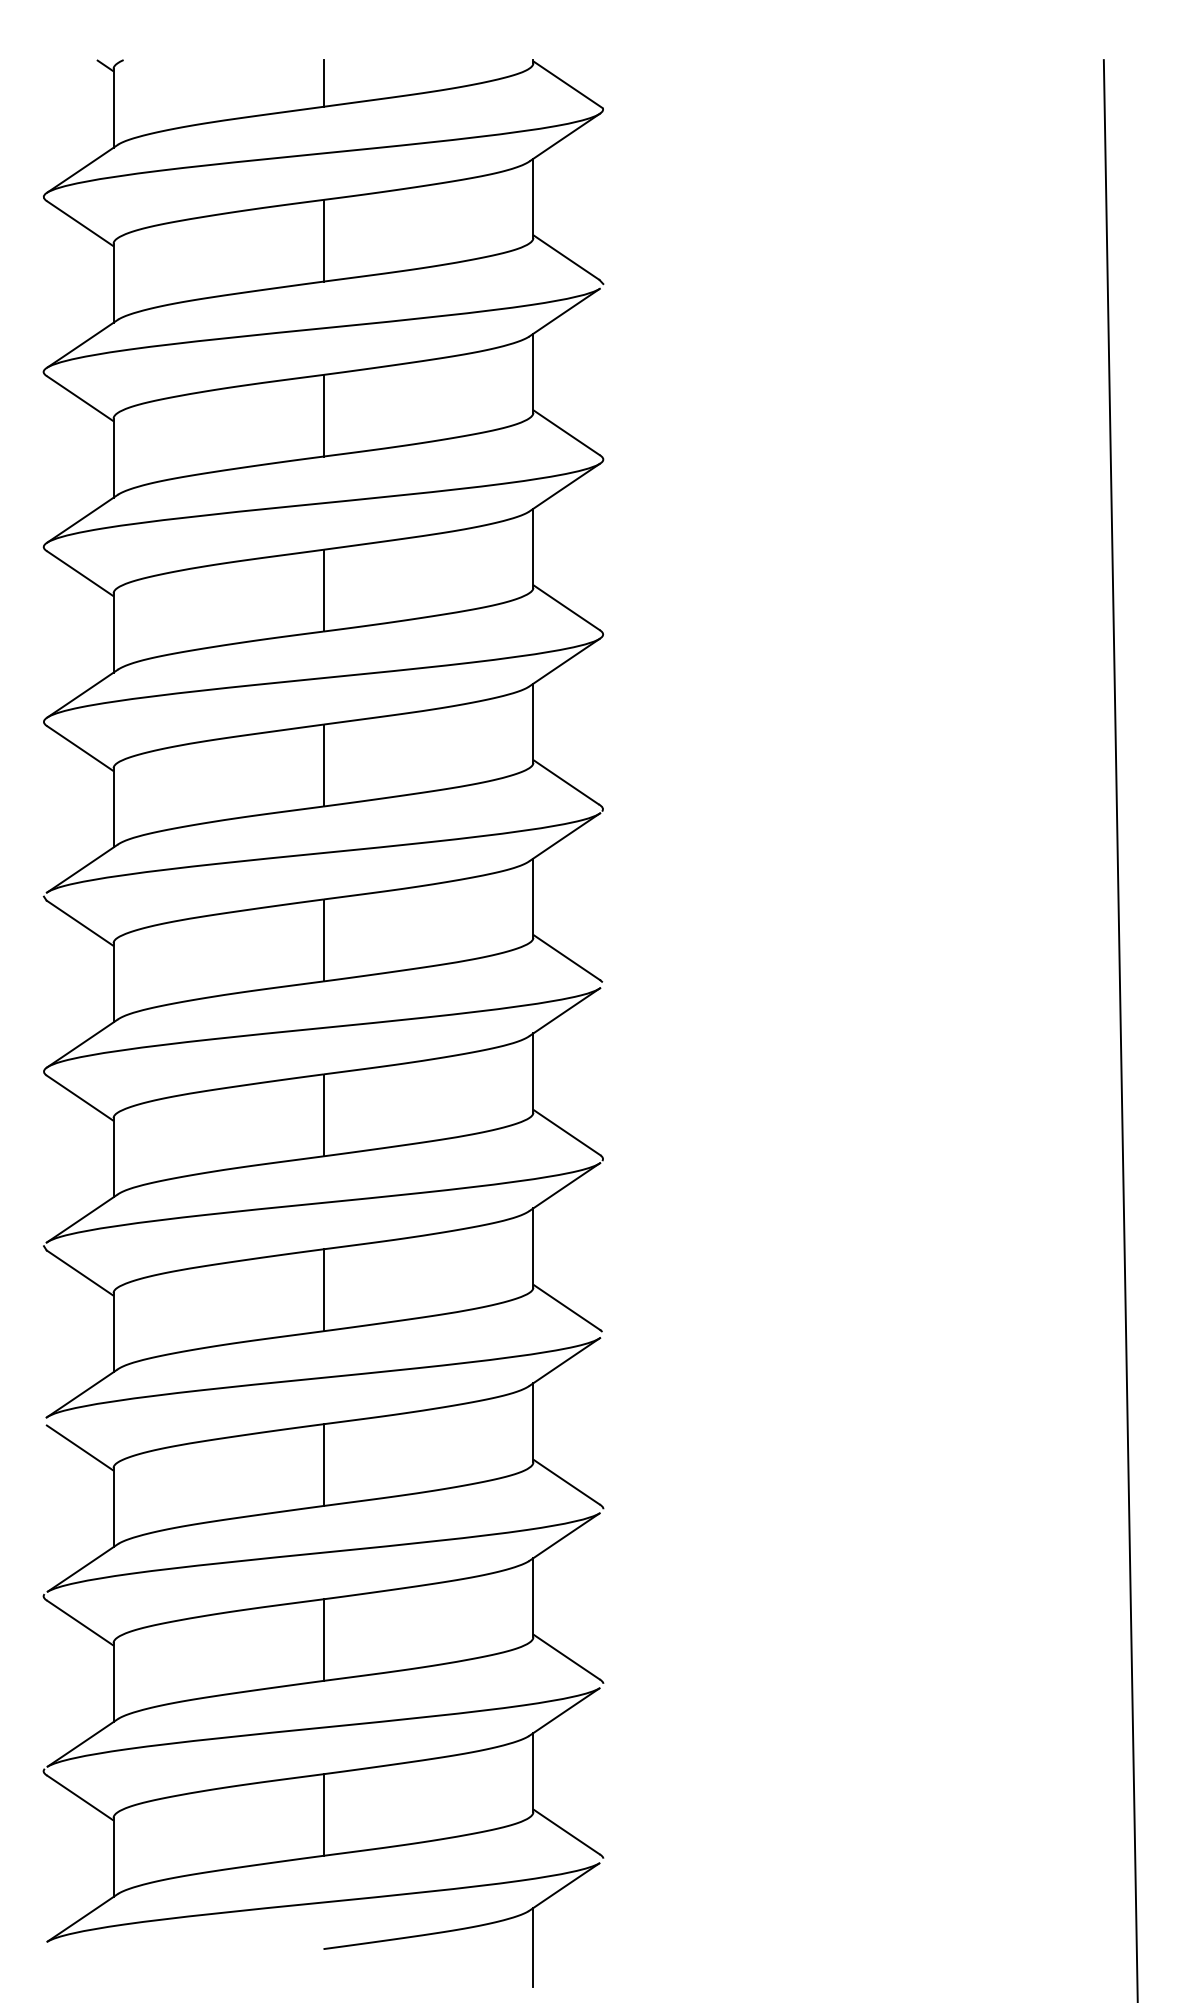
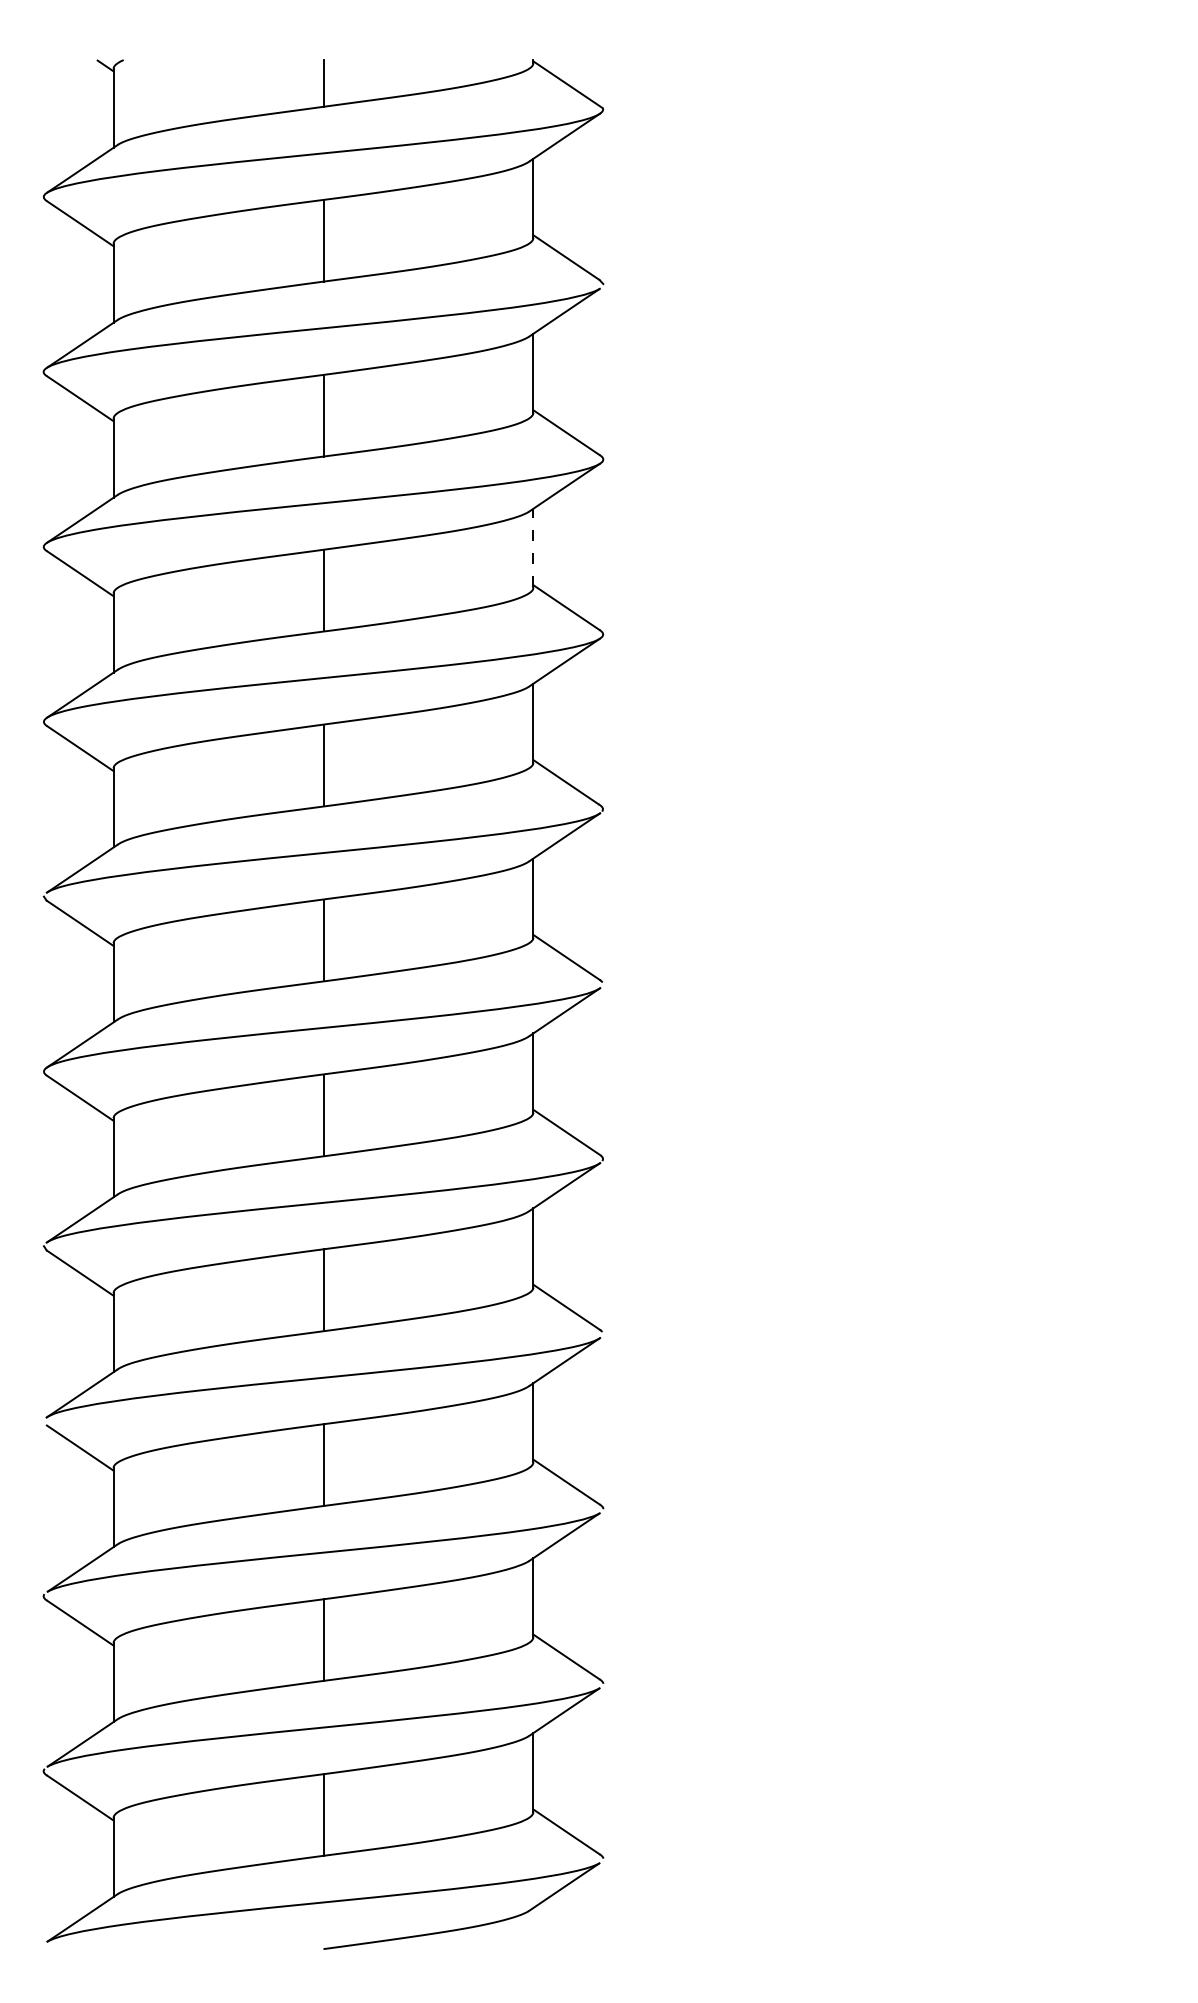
line: solid -> dashed (533, 548)
line: present -> none (1120, 1029)
line: present -> none (533, 1947)
